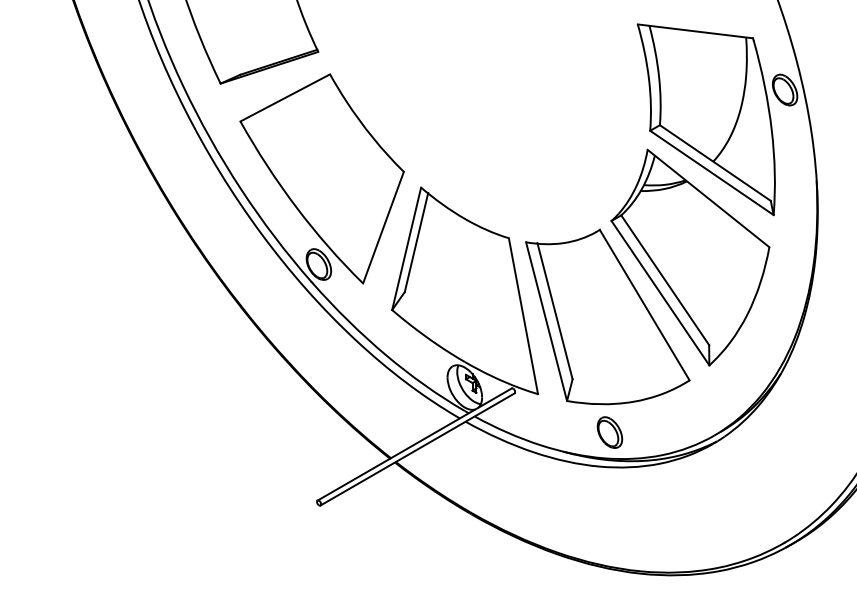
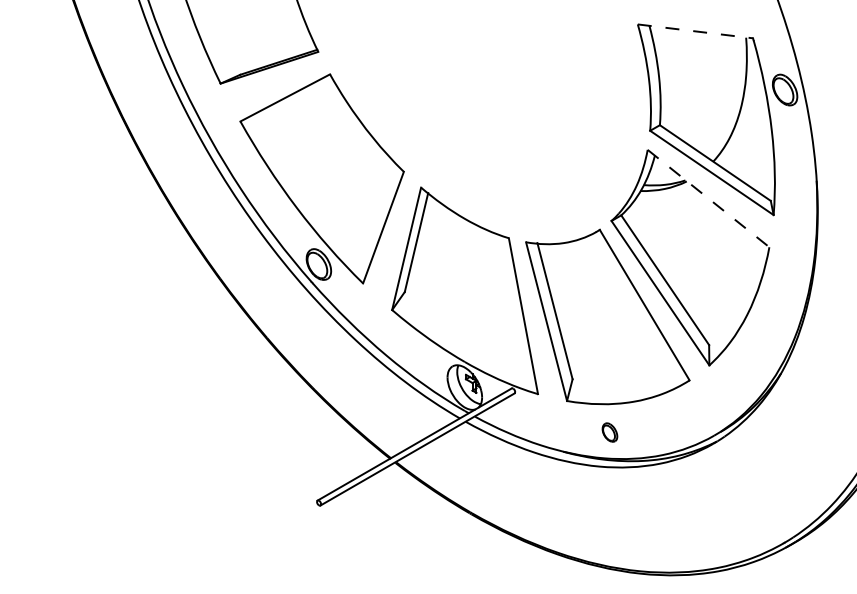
line: solid -> dashed (695, 31)
line: solid -> dashed (708, 198)
part size: 28x33 px -> 18x21 px (609, 432)
